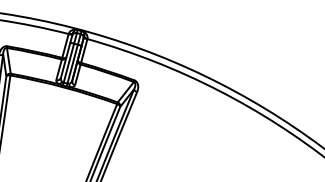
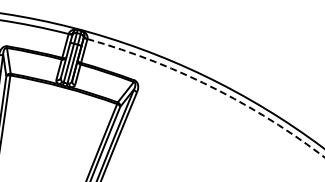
arc: solid -> dashed (213, 88)
